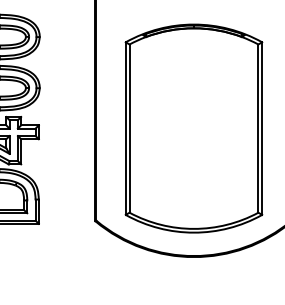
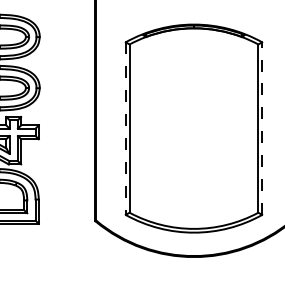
line: solid -> dashed (262, 128)
line: solid -> dashed (125, 129)
